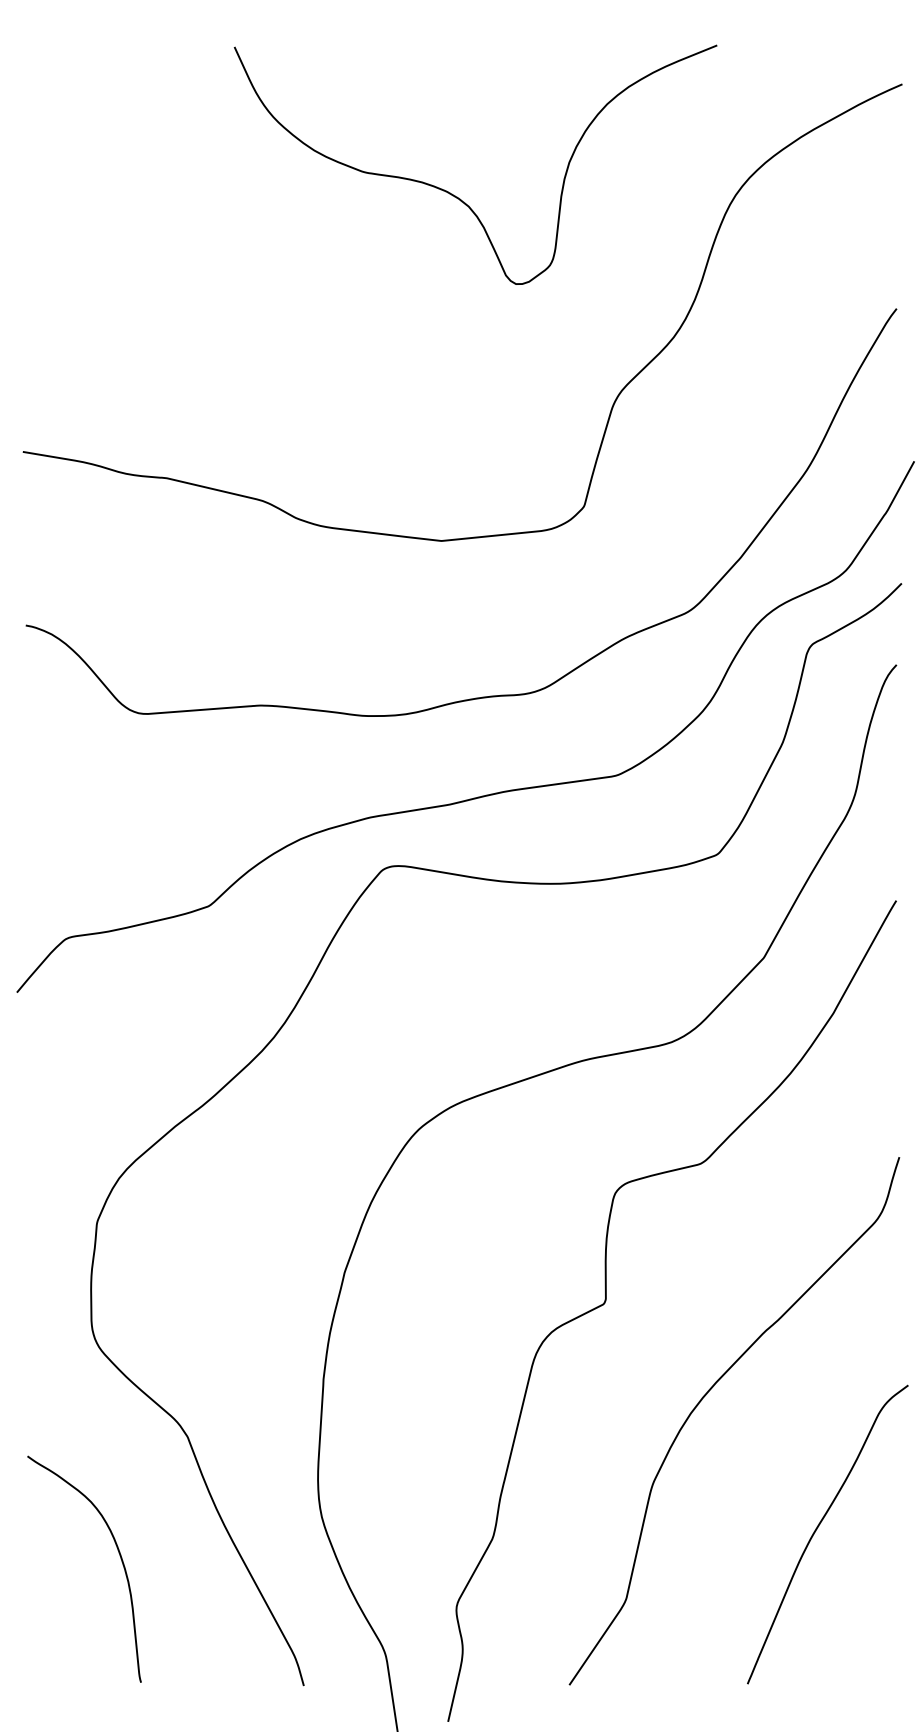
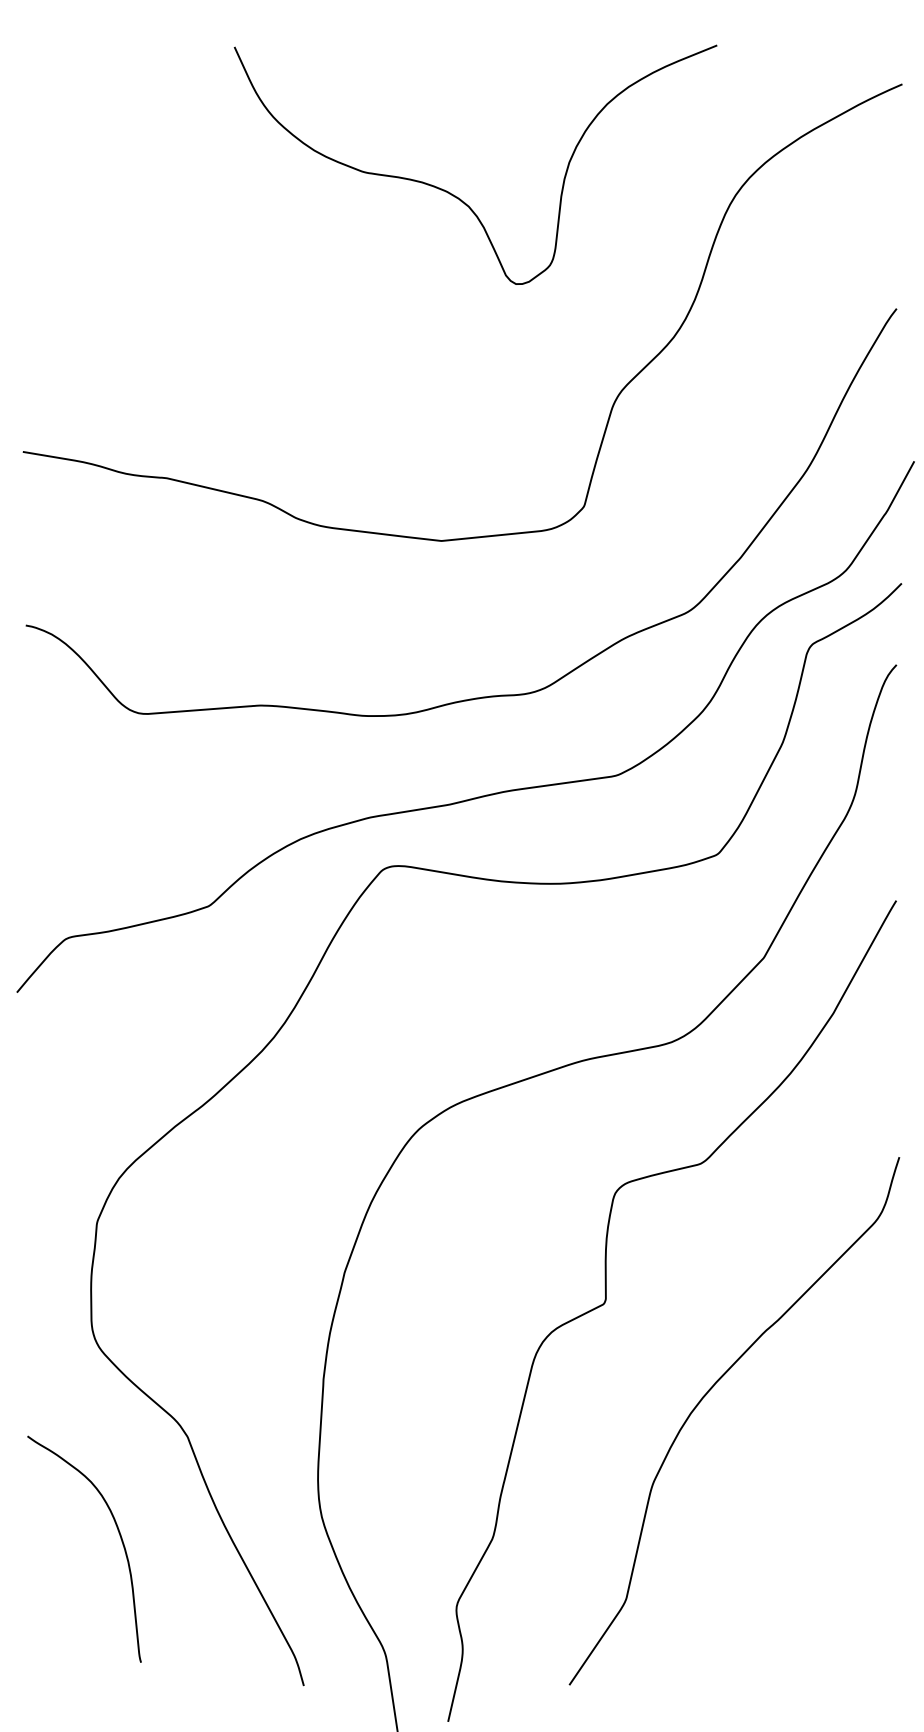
curve: present -> none (817, 1529)
curve position: (120, 1559) -> (120, 1539) (120, 1539)
